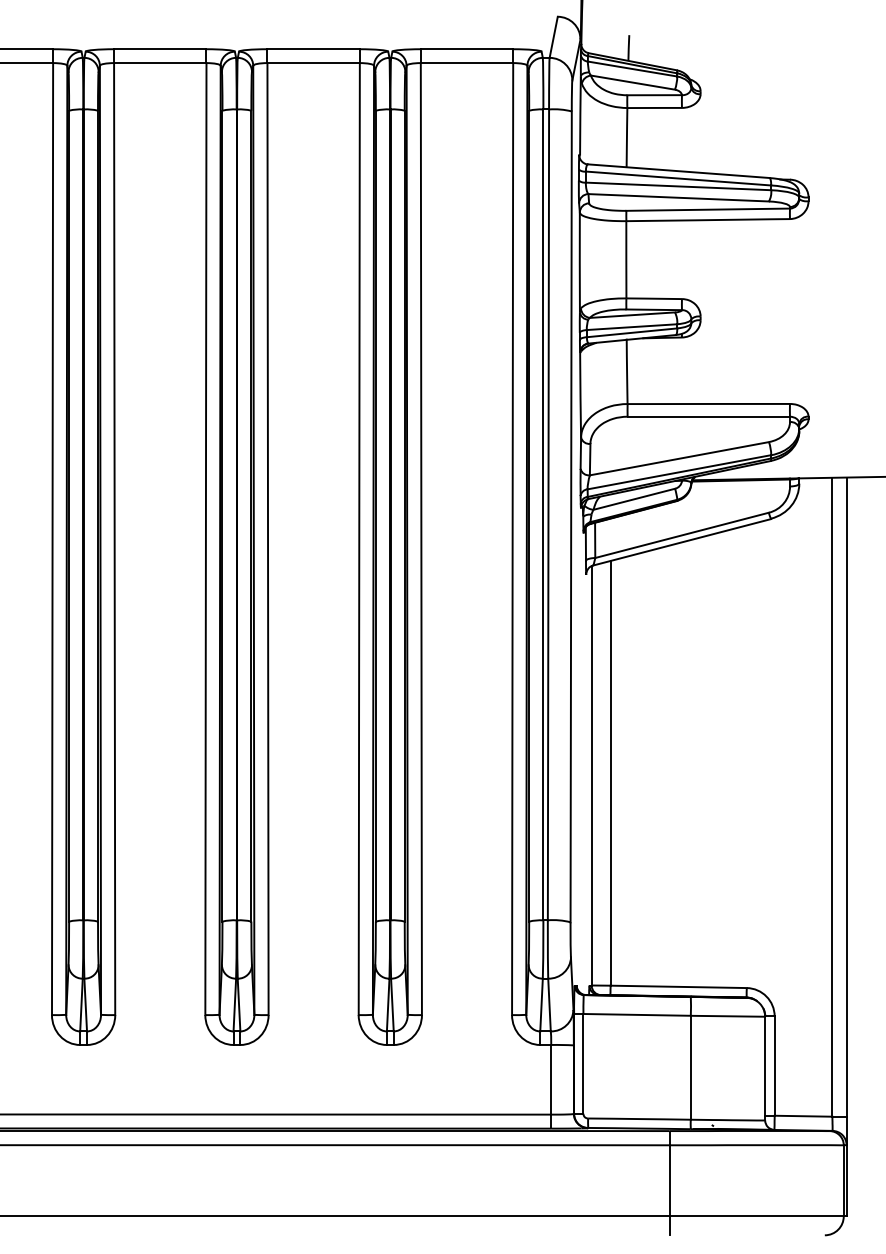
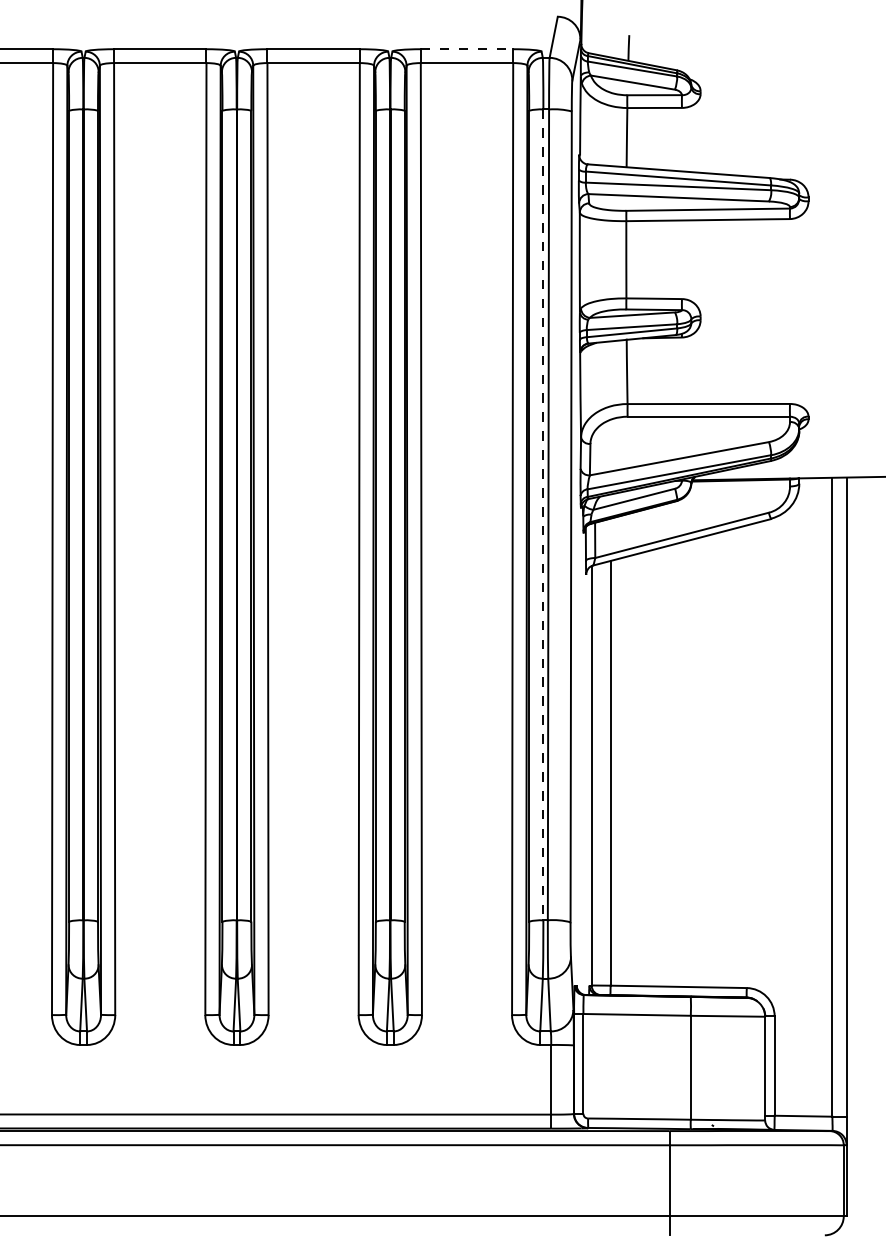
line: solid -> dashed (467, 49)
line: solid -> dashed (543, 515)
